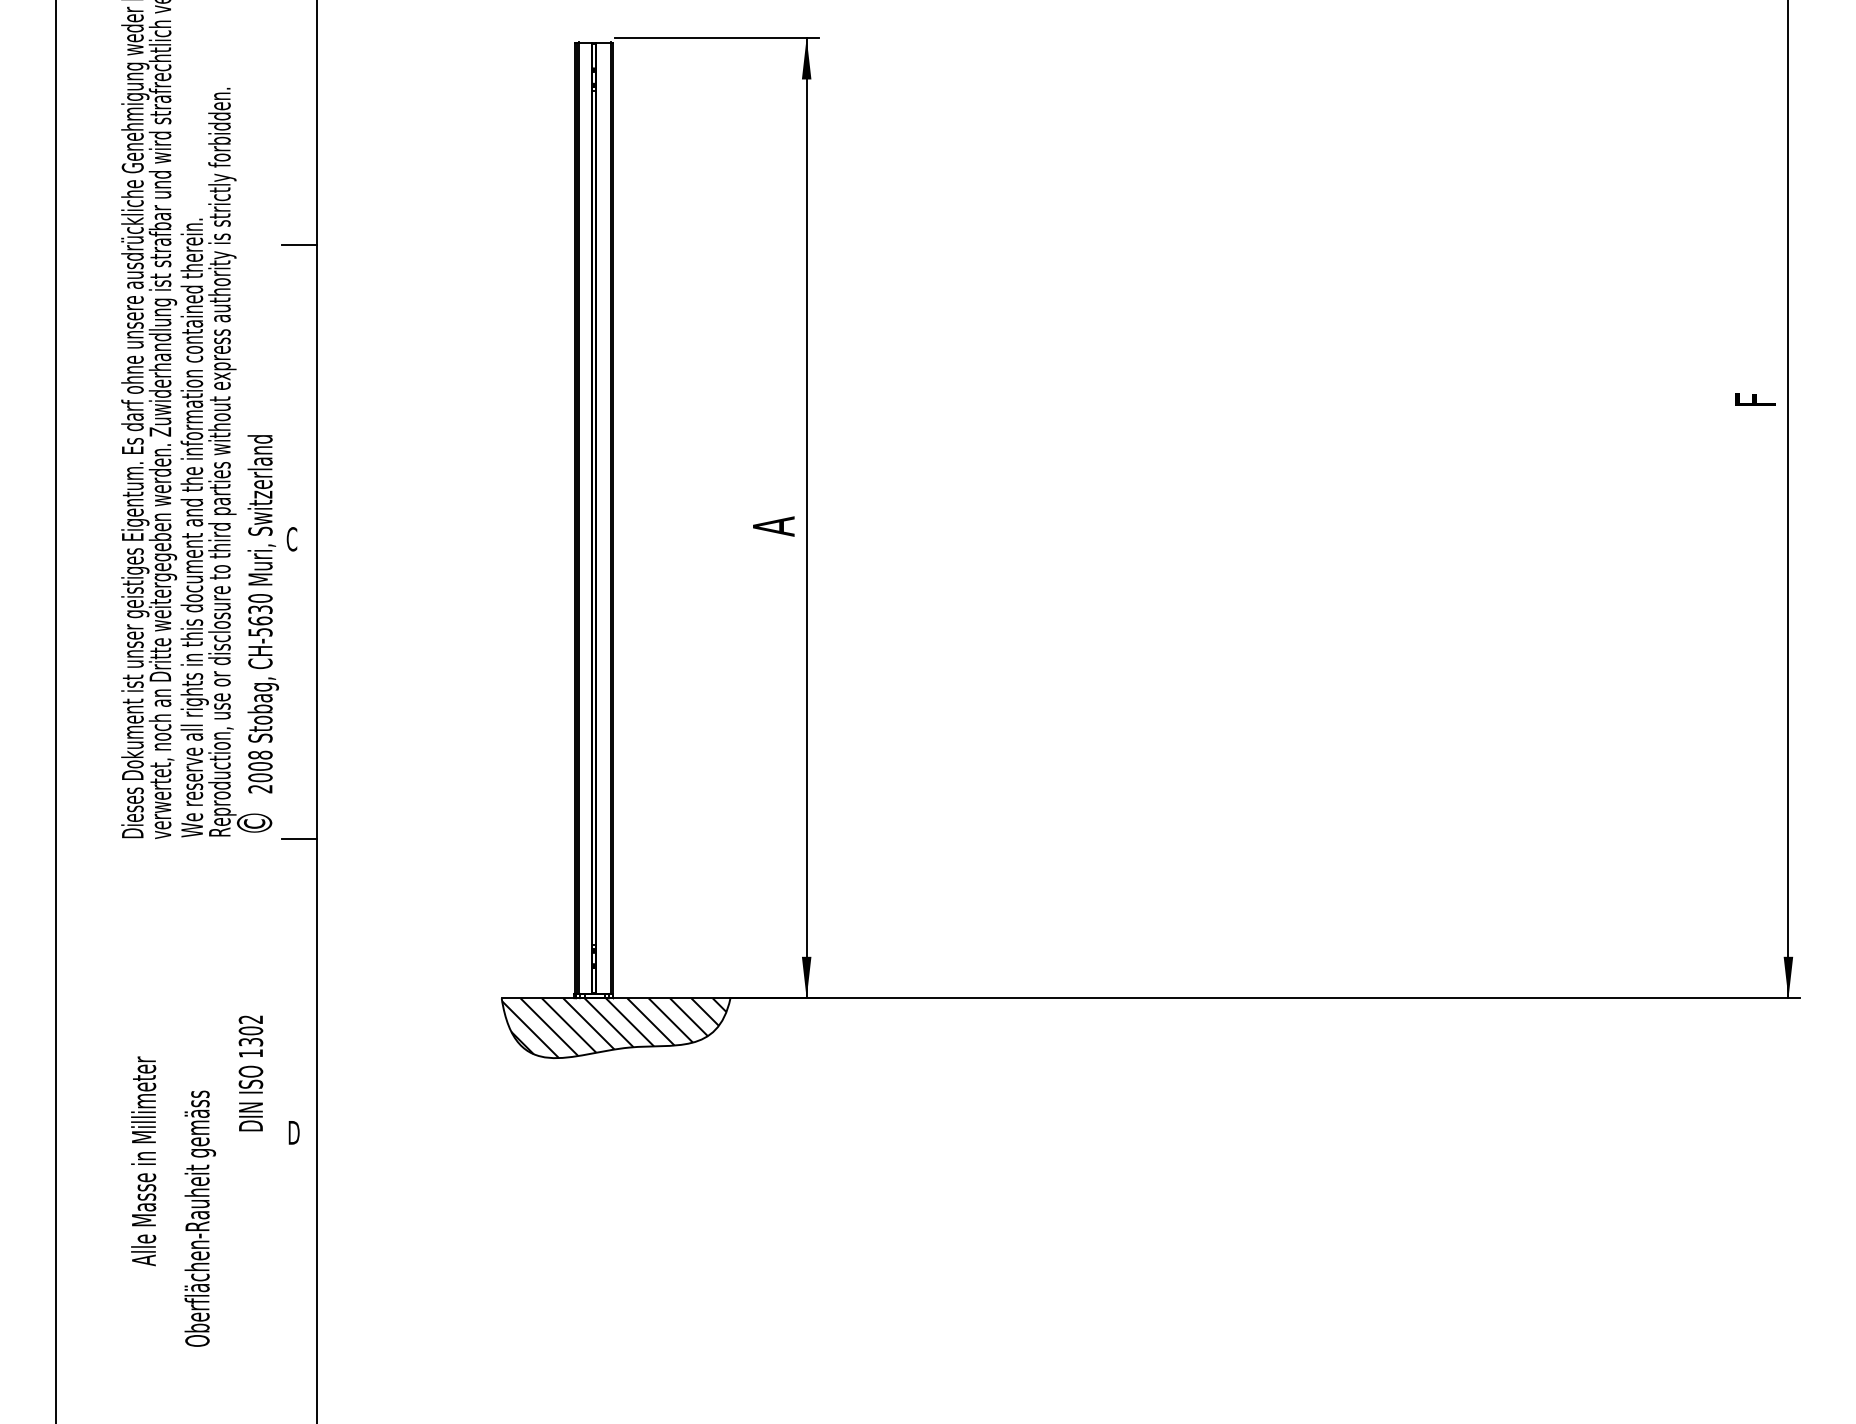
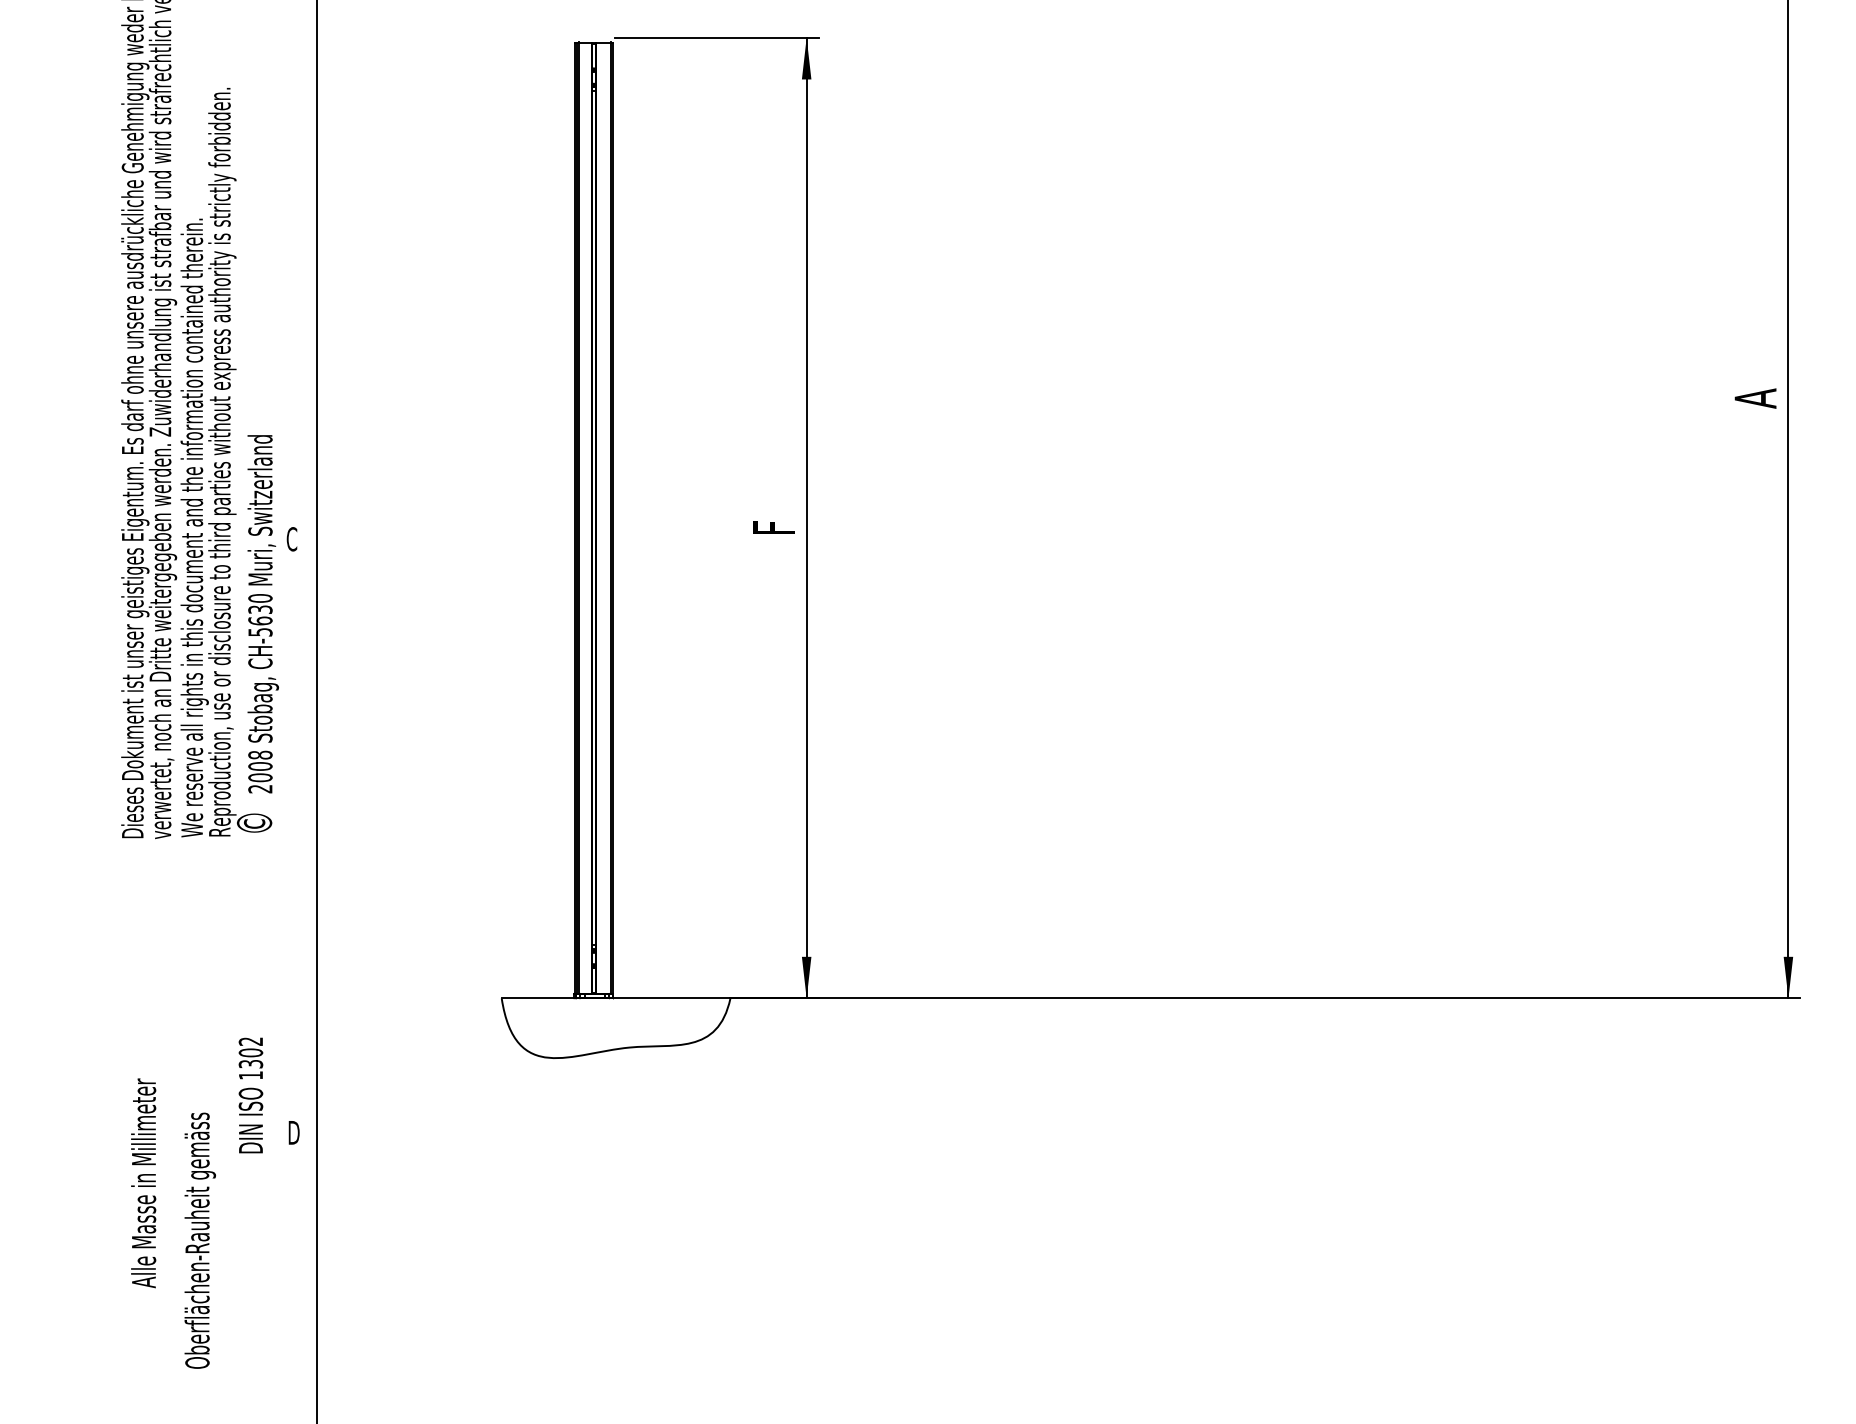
line: present -> none (299, 244)
text: F -> A (1755, 398)
text: A -> F (773, 526)
line: present -> none (55, 711)
line: present -> none (299, 839)
hatch: present -> none (614, 1028)
text position: (197, 1180) -> (197, 1202) (197, 1202)
